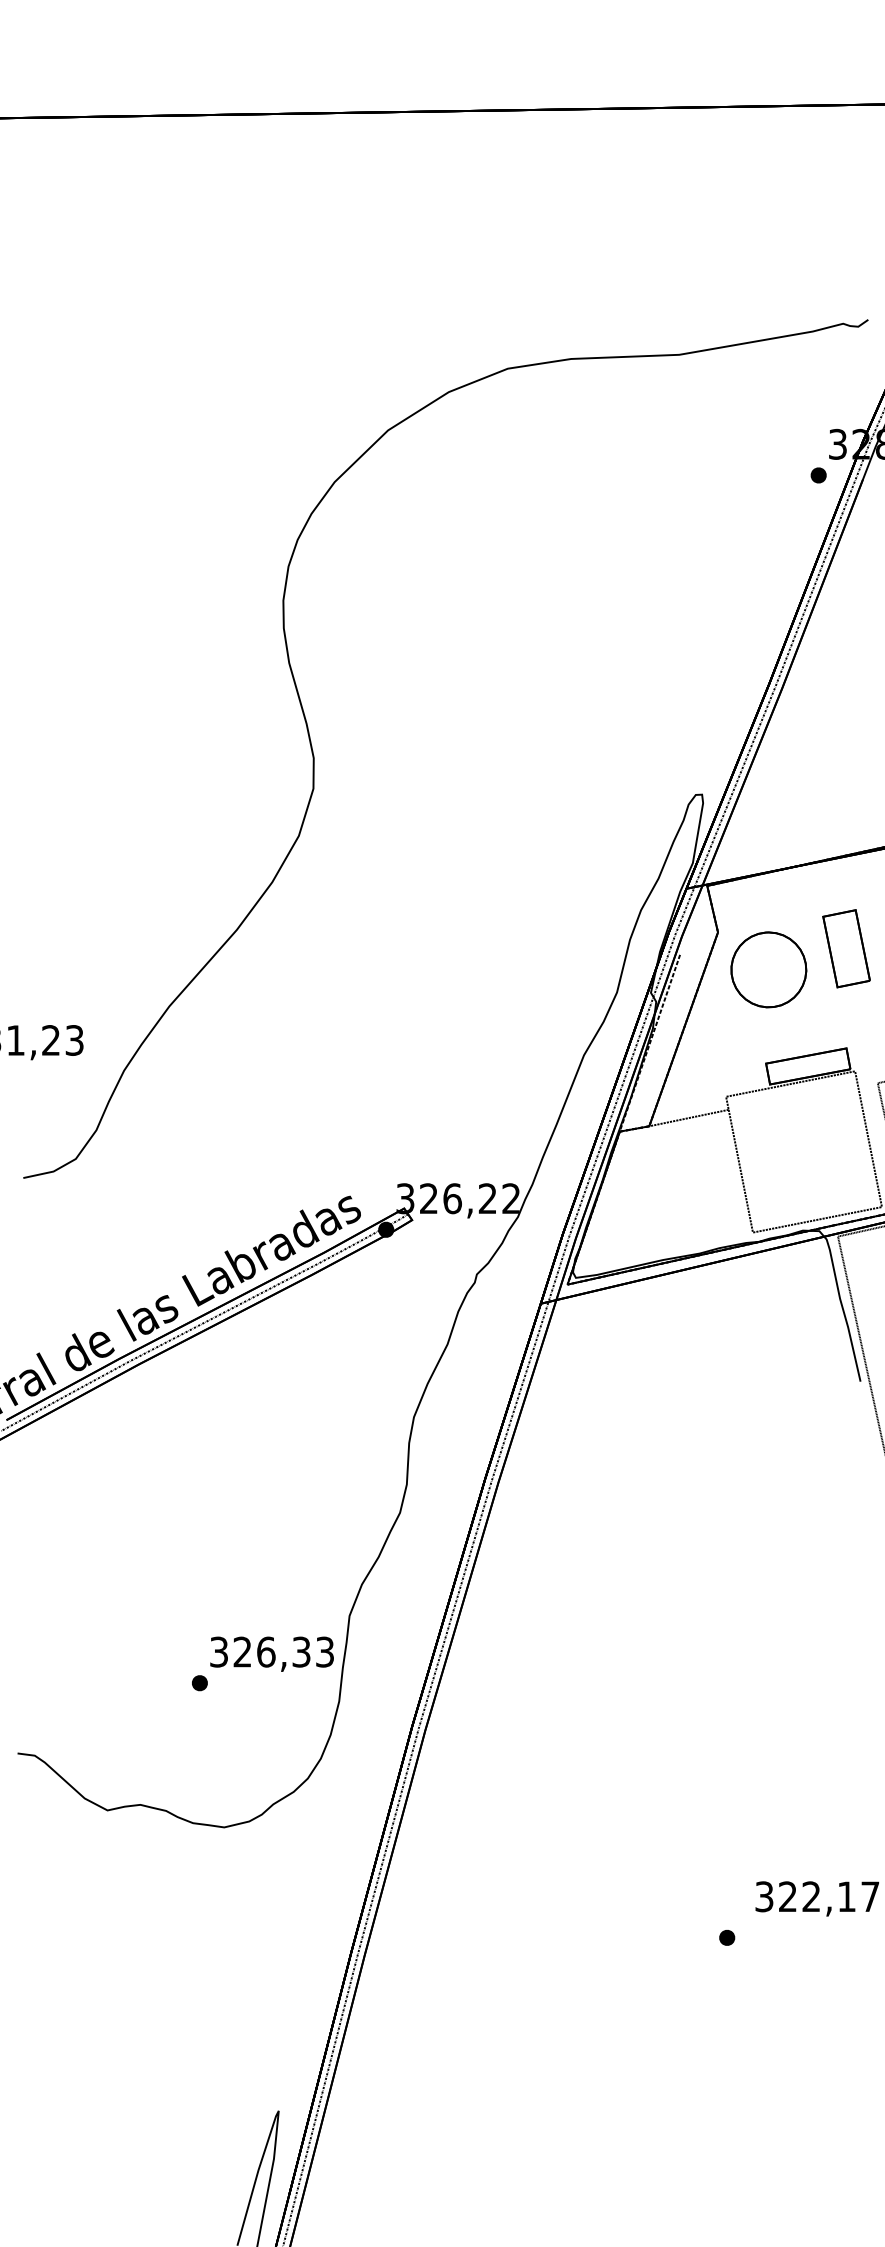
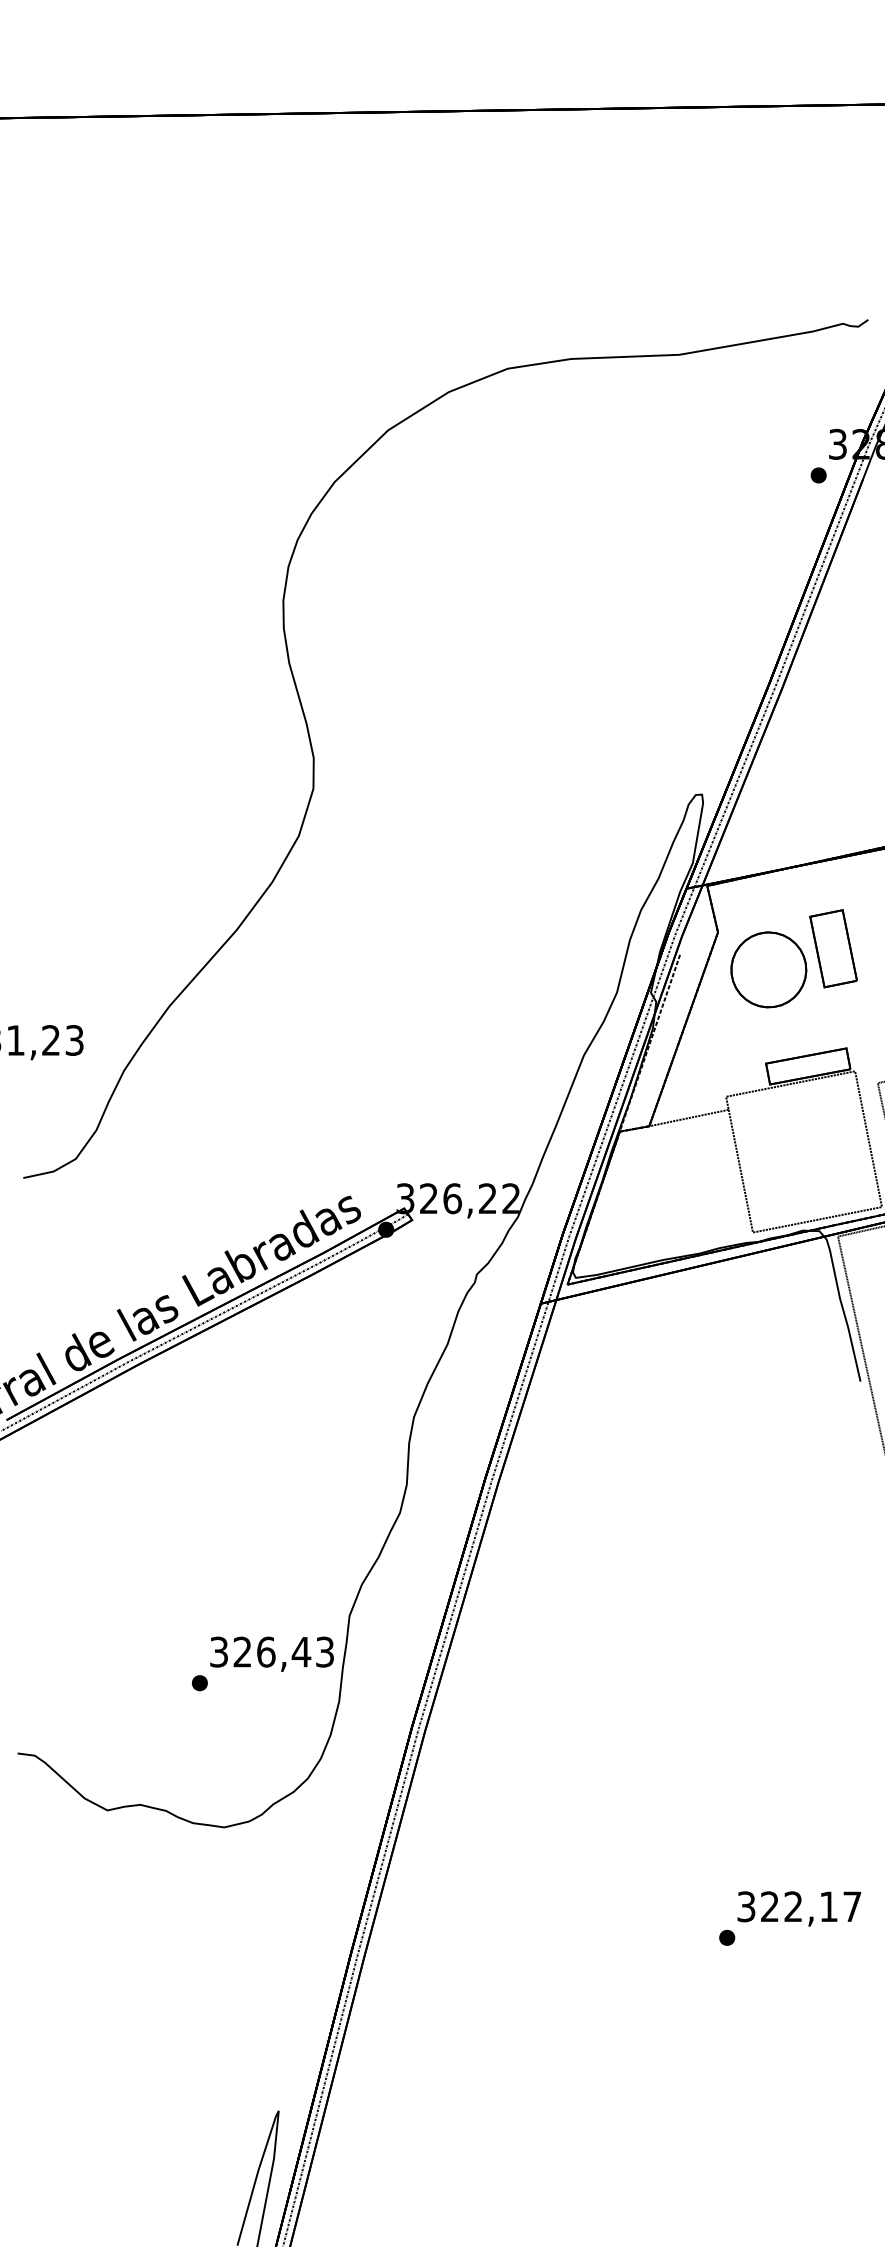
part position: (846, 948) -> (833, 948) (833, 948)
text: 326,33 -> 326,43 (301, 1651)
text position: (816, 1898) -> (798, 1908) (798, 1908)
